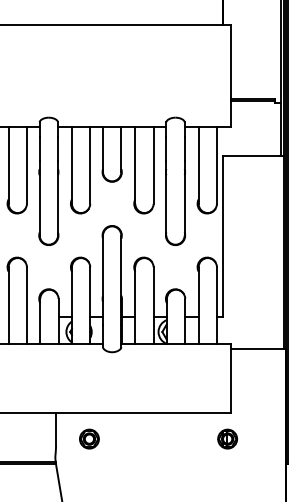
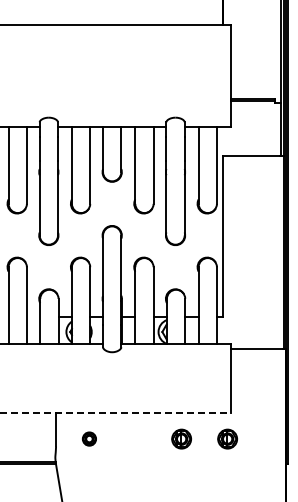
line: solid -> dashed (115, 413)
part size: 21x22 px -> 15x16 px (89, 438)
part: none -> present (181, 438)
